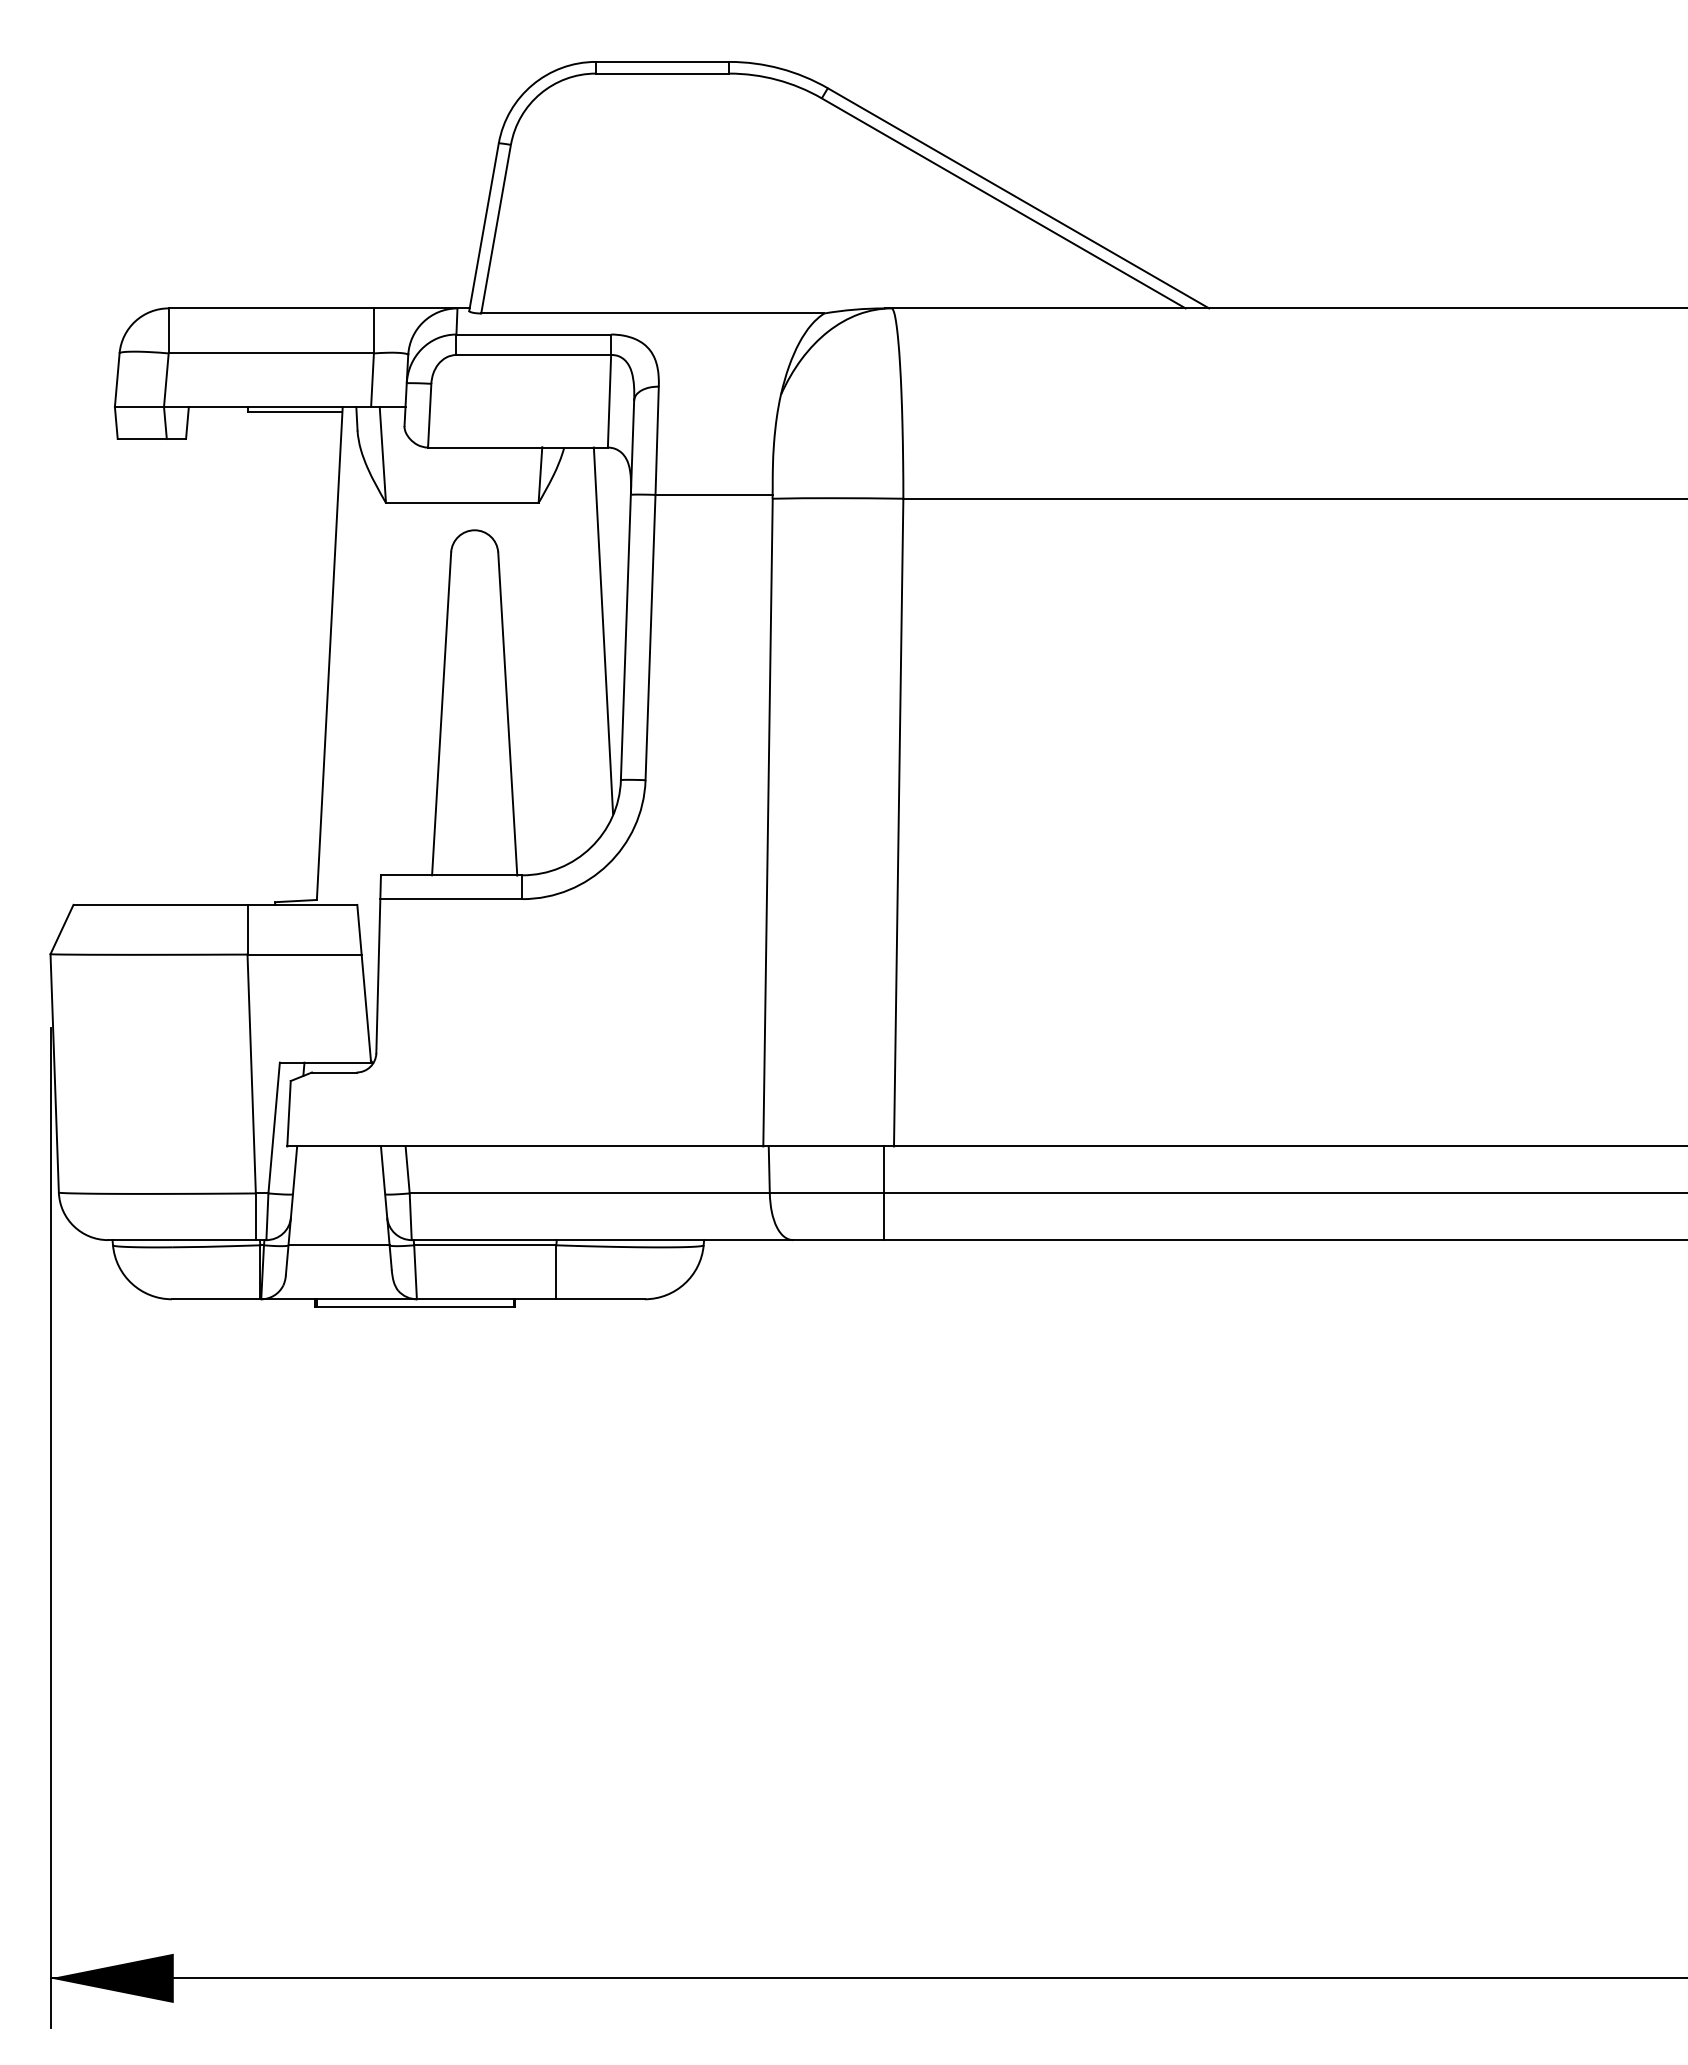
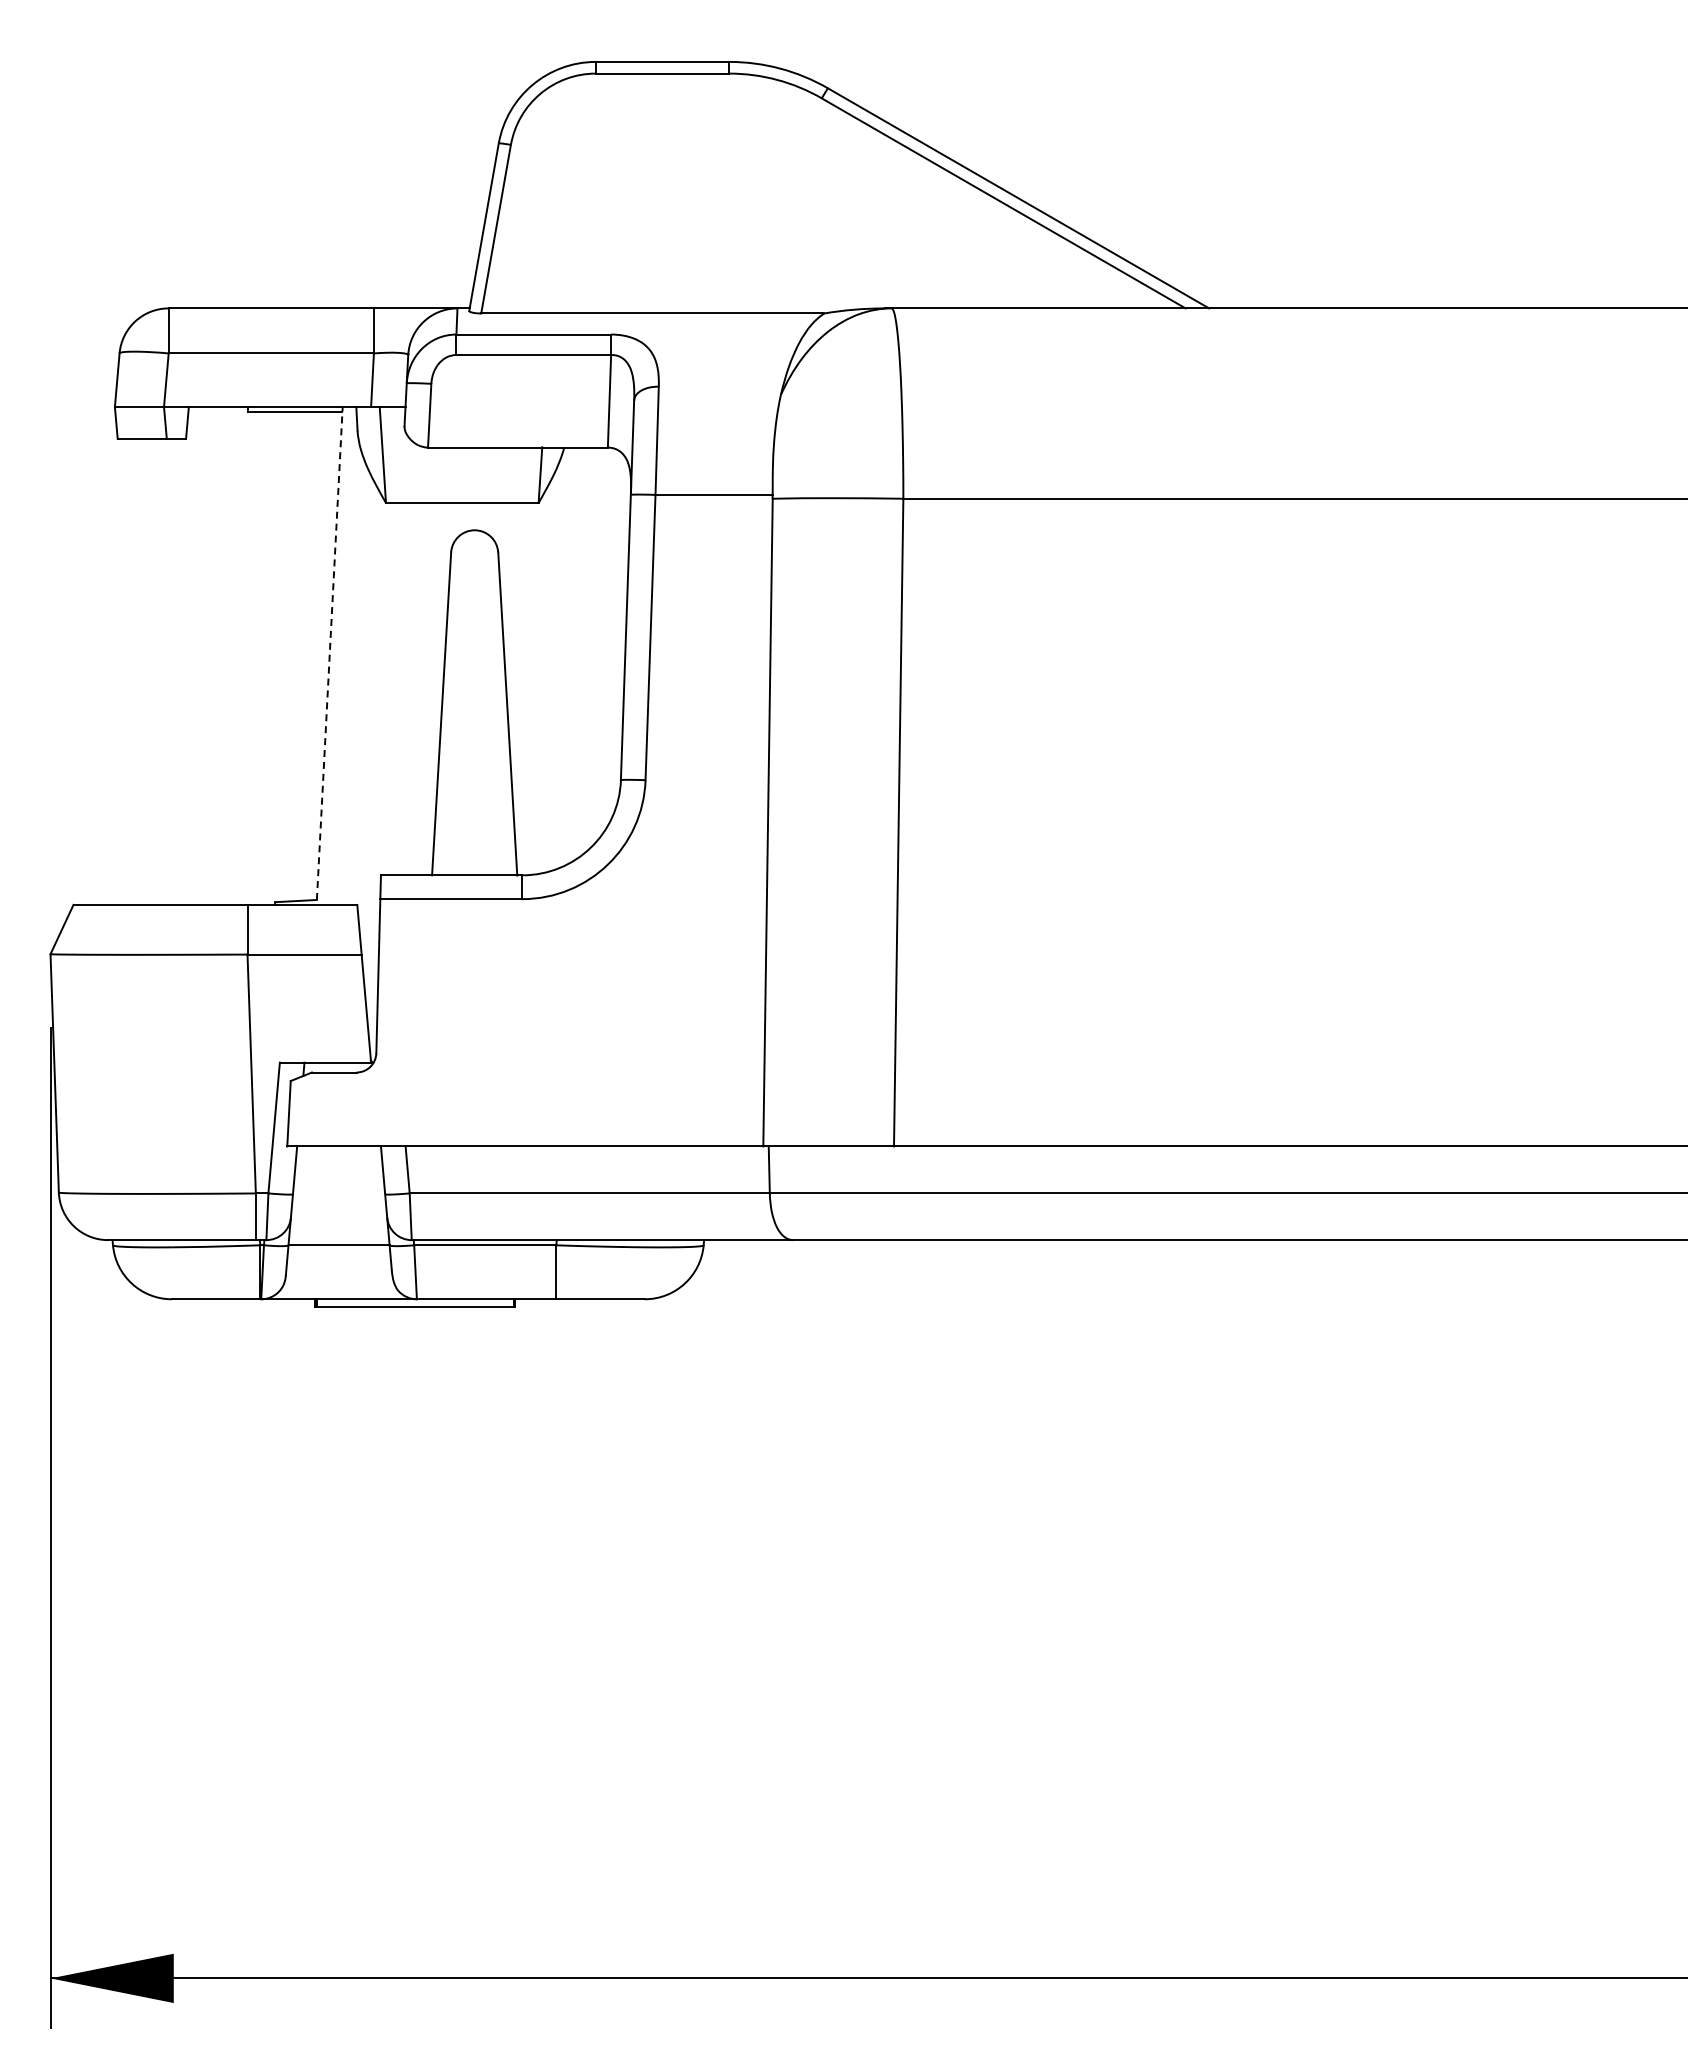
line: present -> none (603, 630)
line: solid -> dashed (329, 653)
line: present -> none (884, 1193)
